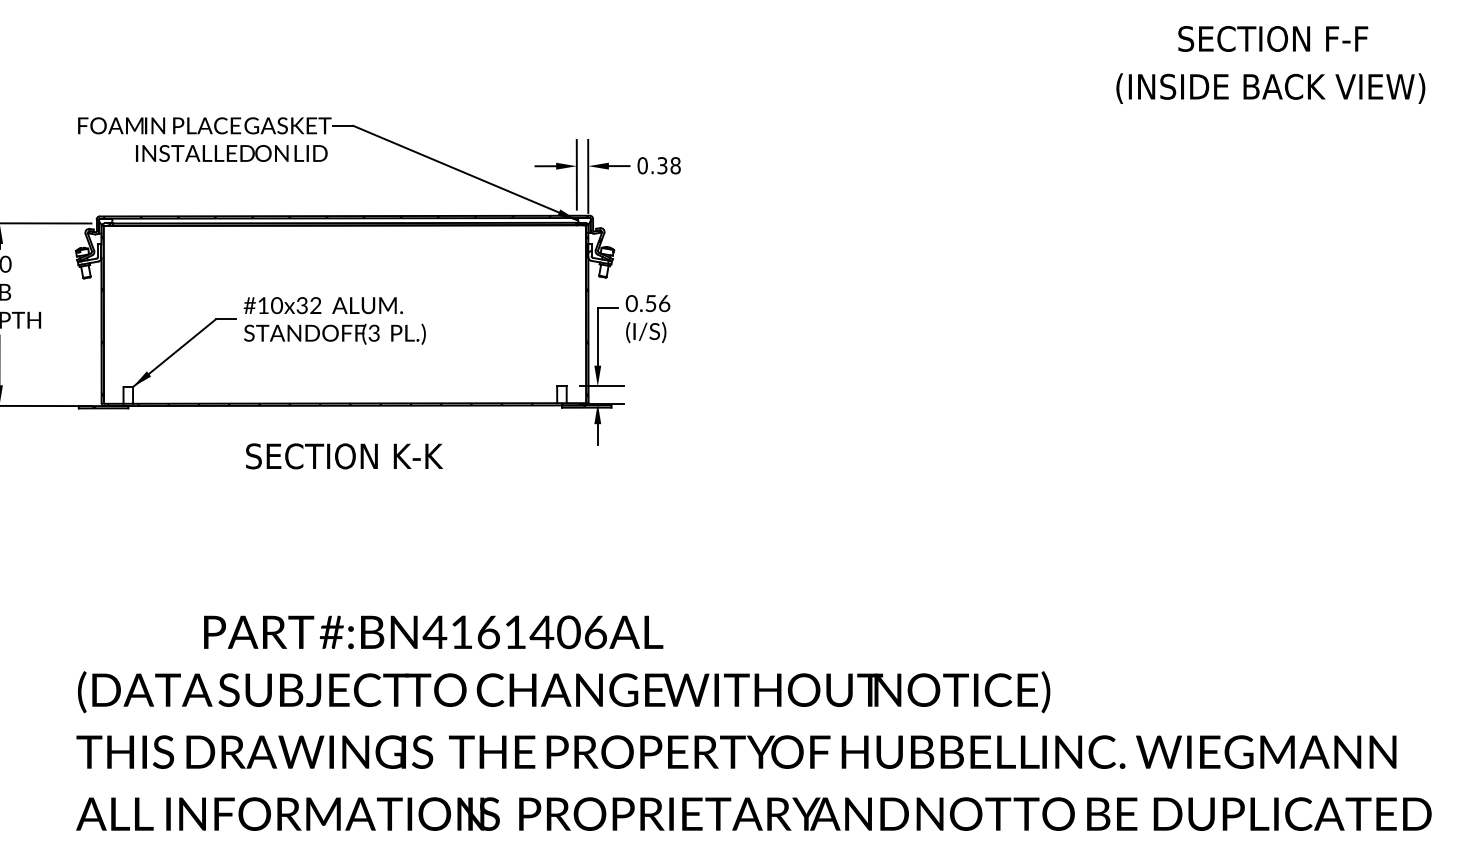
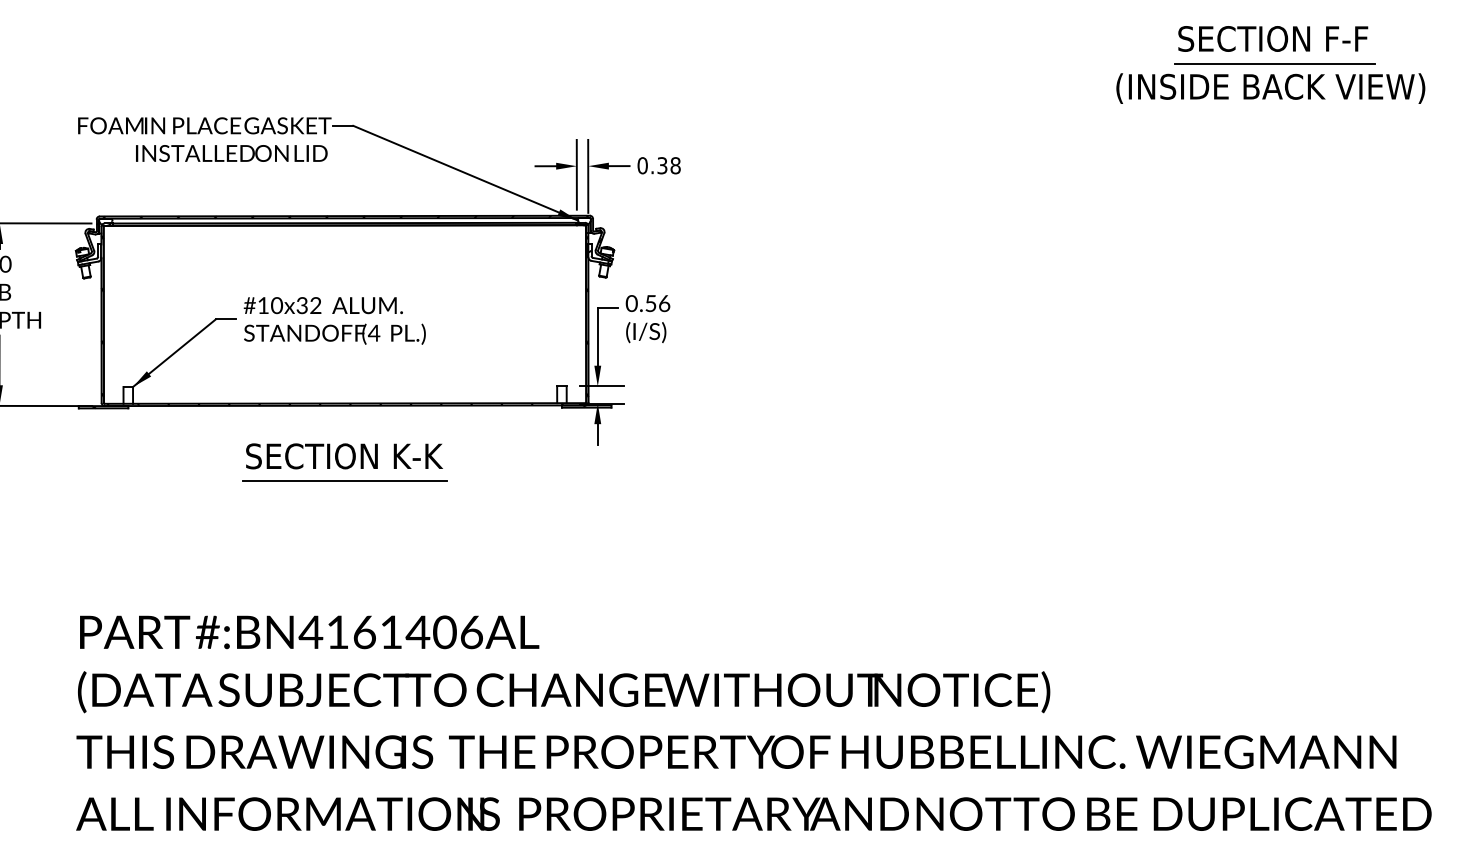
line: none -> present (1274, 63)
text: (3 -> (4 (373, 332)
line: none -> present (344, 481)
text position: (433, 632) -> (309, 632) (309, 632)
